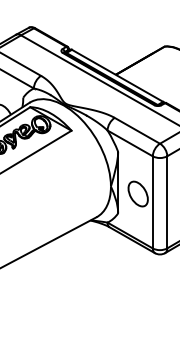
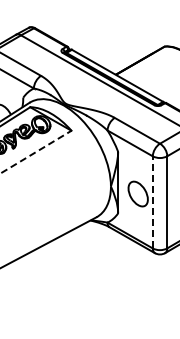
line: solid -> dashed (36, 151)
line: solid -> dashed (152, 201)
